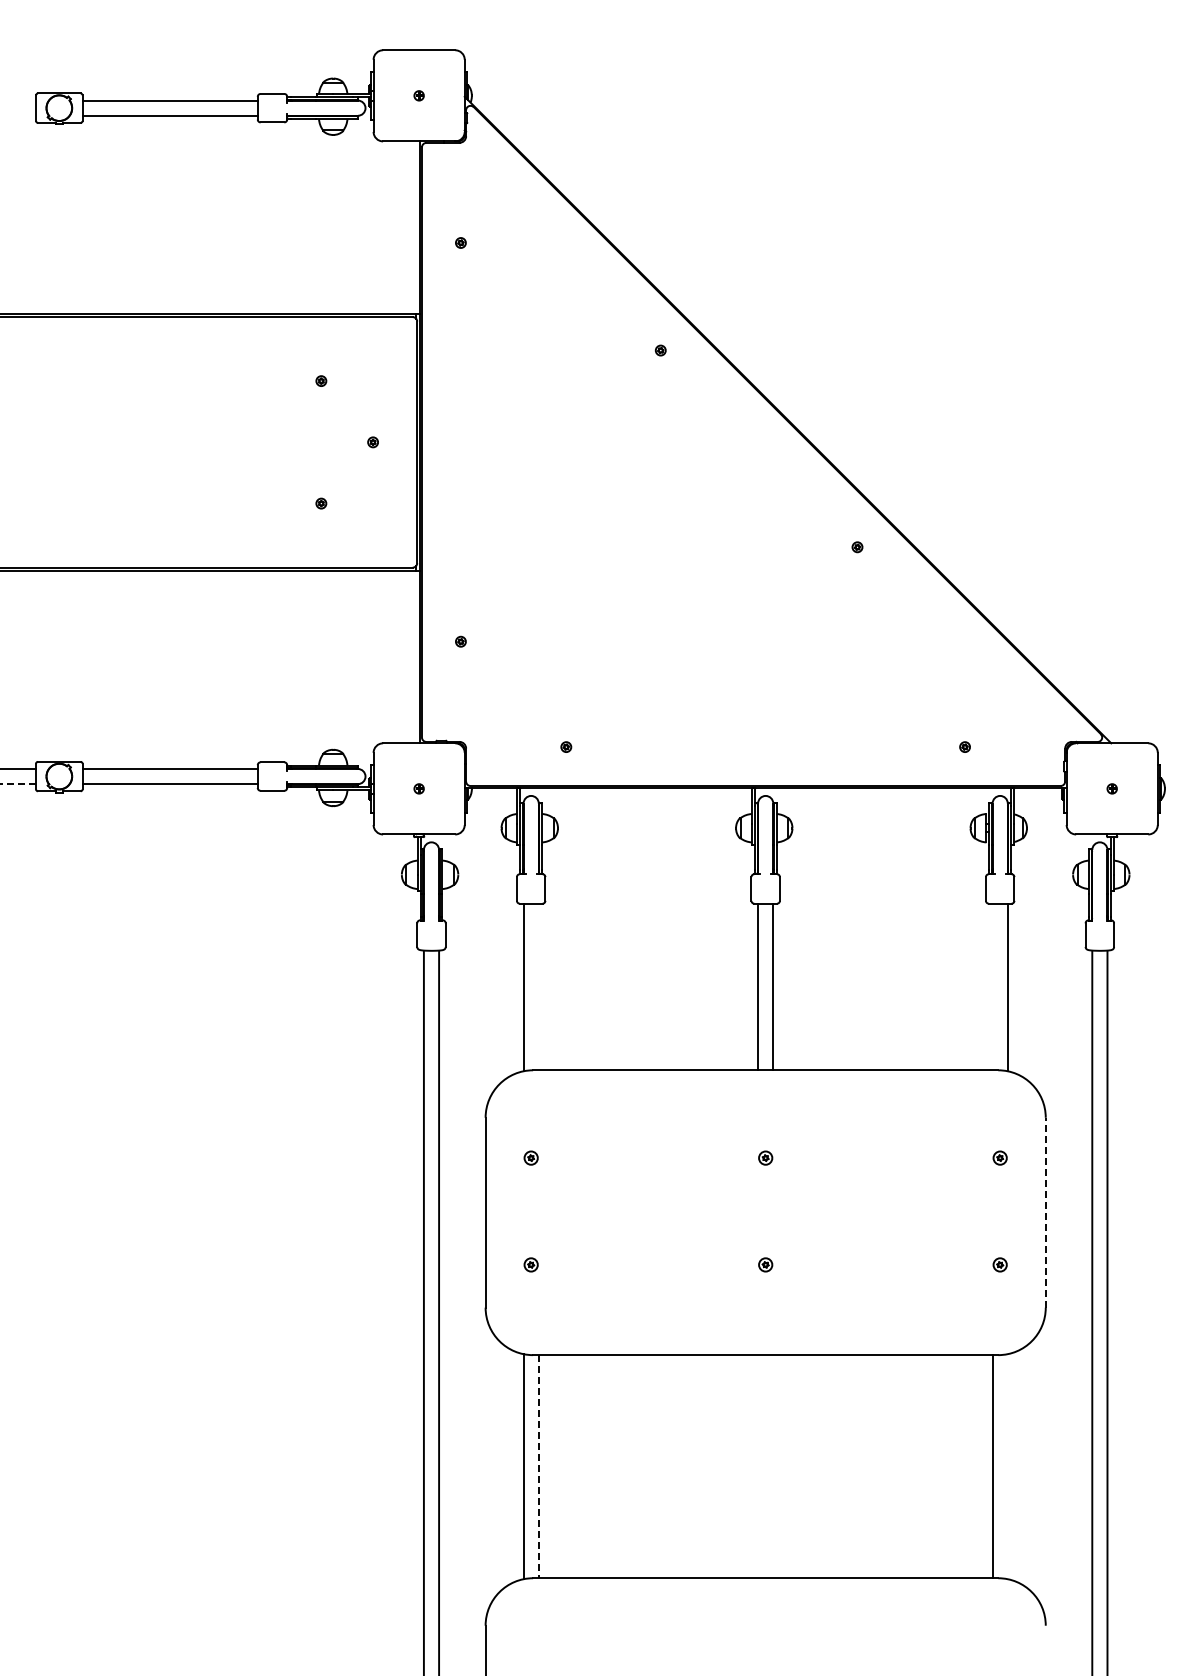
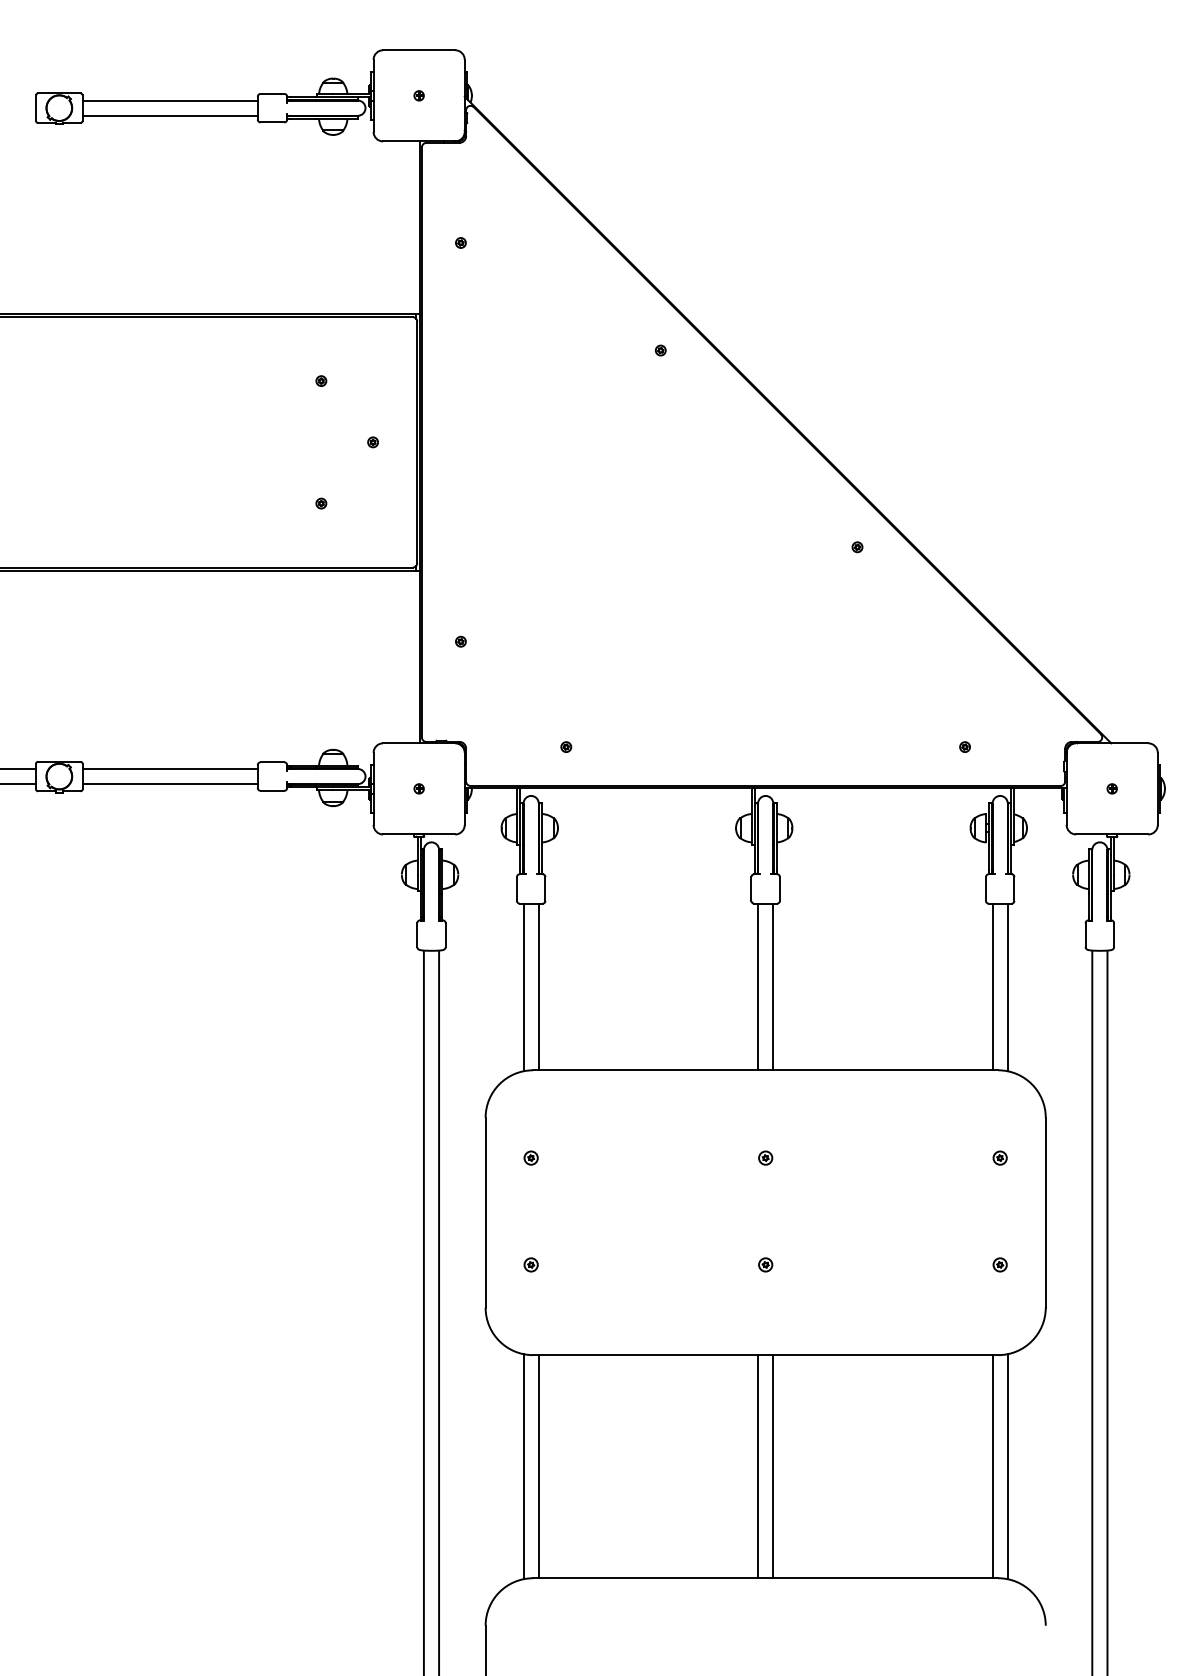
line: dashed -> solid (18, 784)
line: none -> present (538, 986)
line: none -> present (992, 986)
line: dashed -> solid (1045, 1212)
line: dashed -> solid (538, 1466)
line: none -> present (758, 1466)
line: none -> present (773, 1466)
line: none -> present (1007, 1466)
